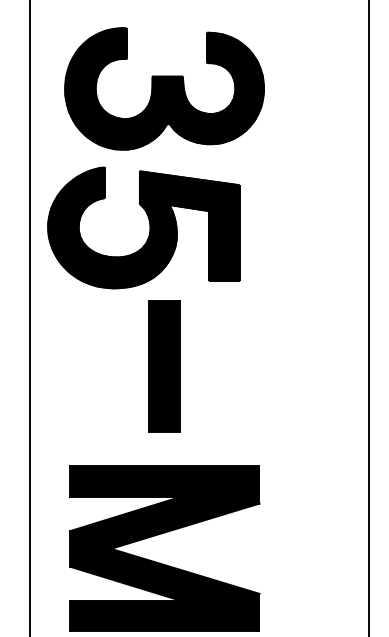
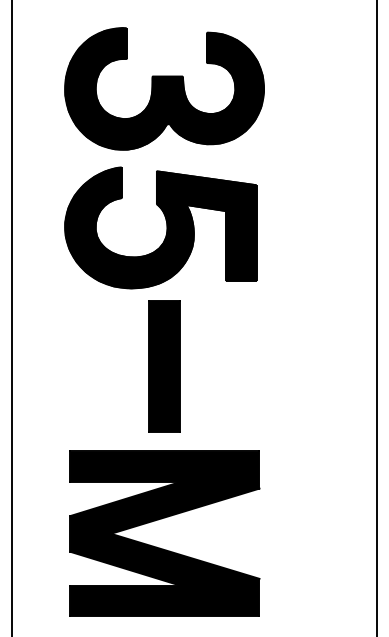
part position: (143, 227) -> (160, 227) (160, 227)
line position: (29, 317) -> (11, 317) (11, 317)
line position: (369, 317) -> (377, 317) (377, 317)
part position: (162, 534) -> (162, 519) (162, 519)
